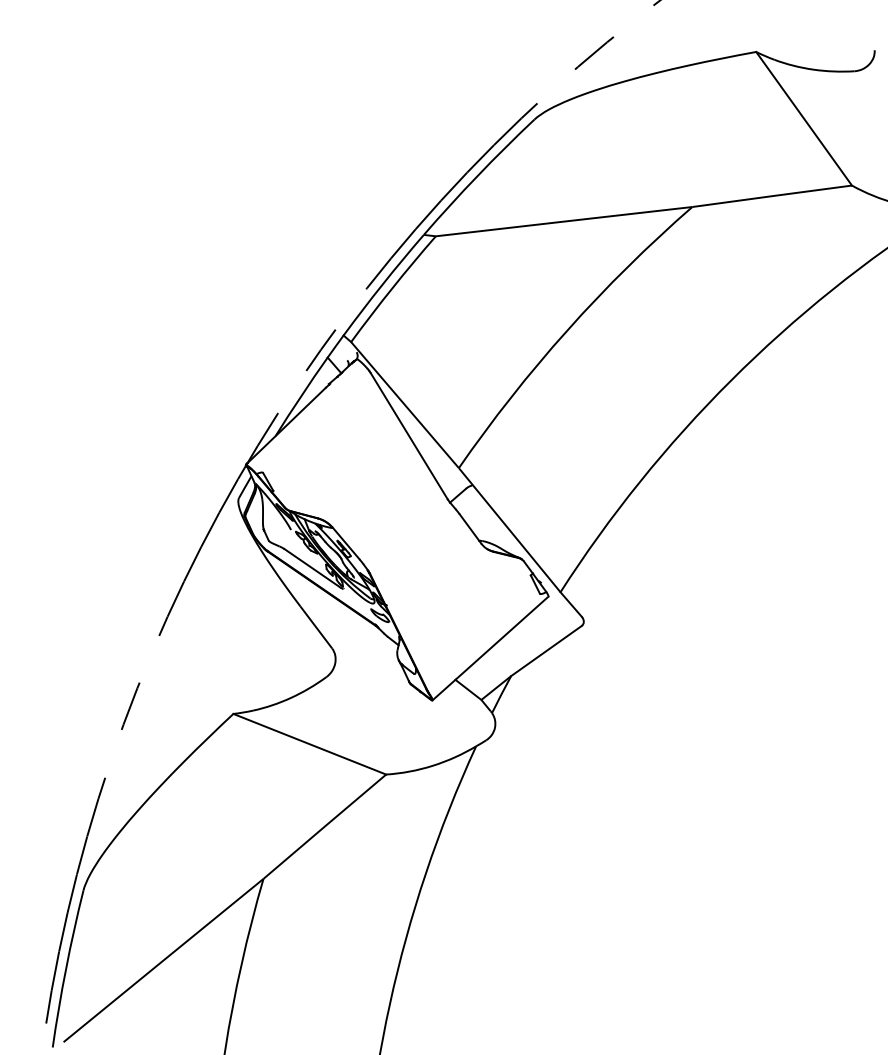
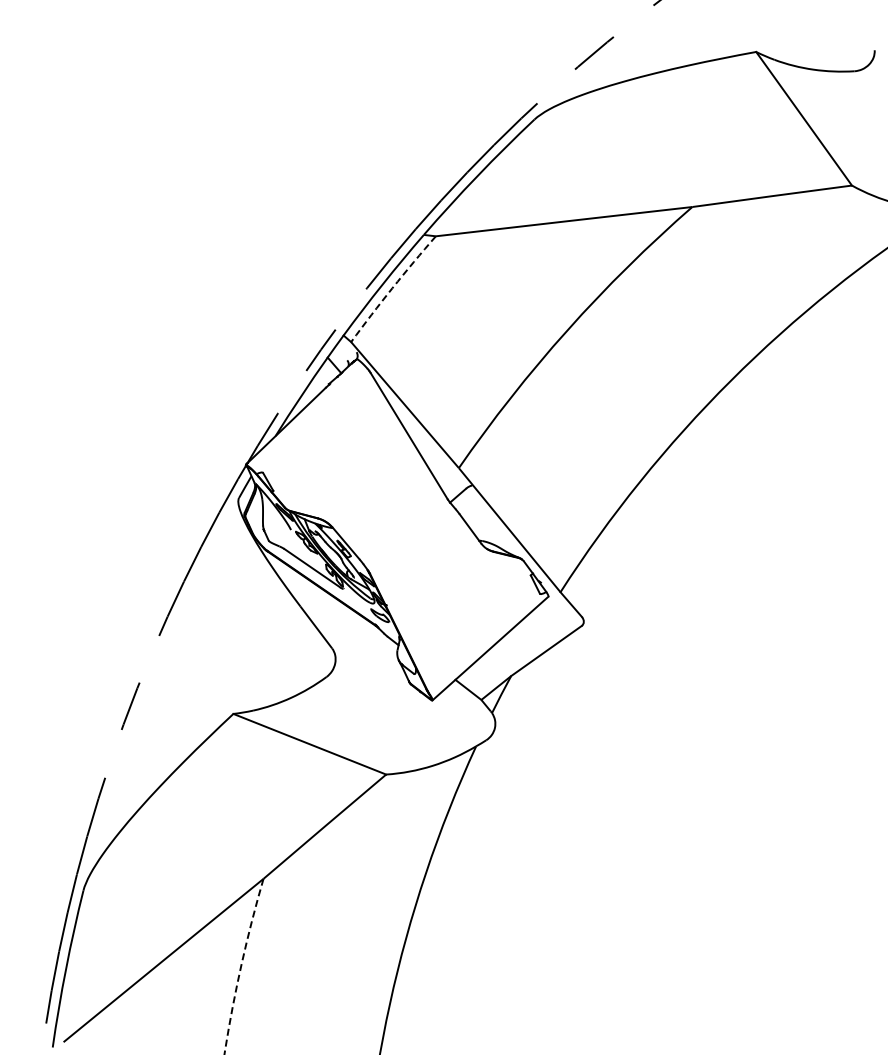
arc: solid -> dashed (392, 288)
arc: solid -> dashed (241, 965)
